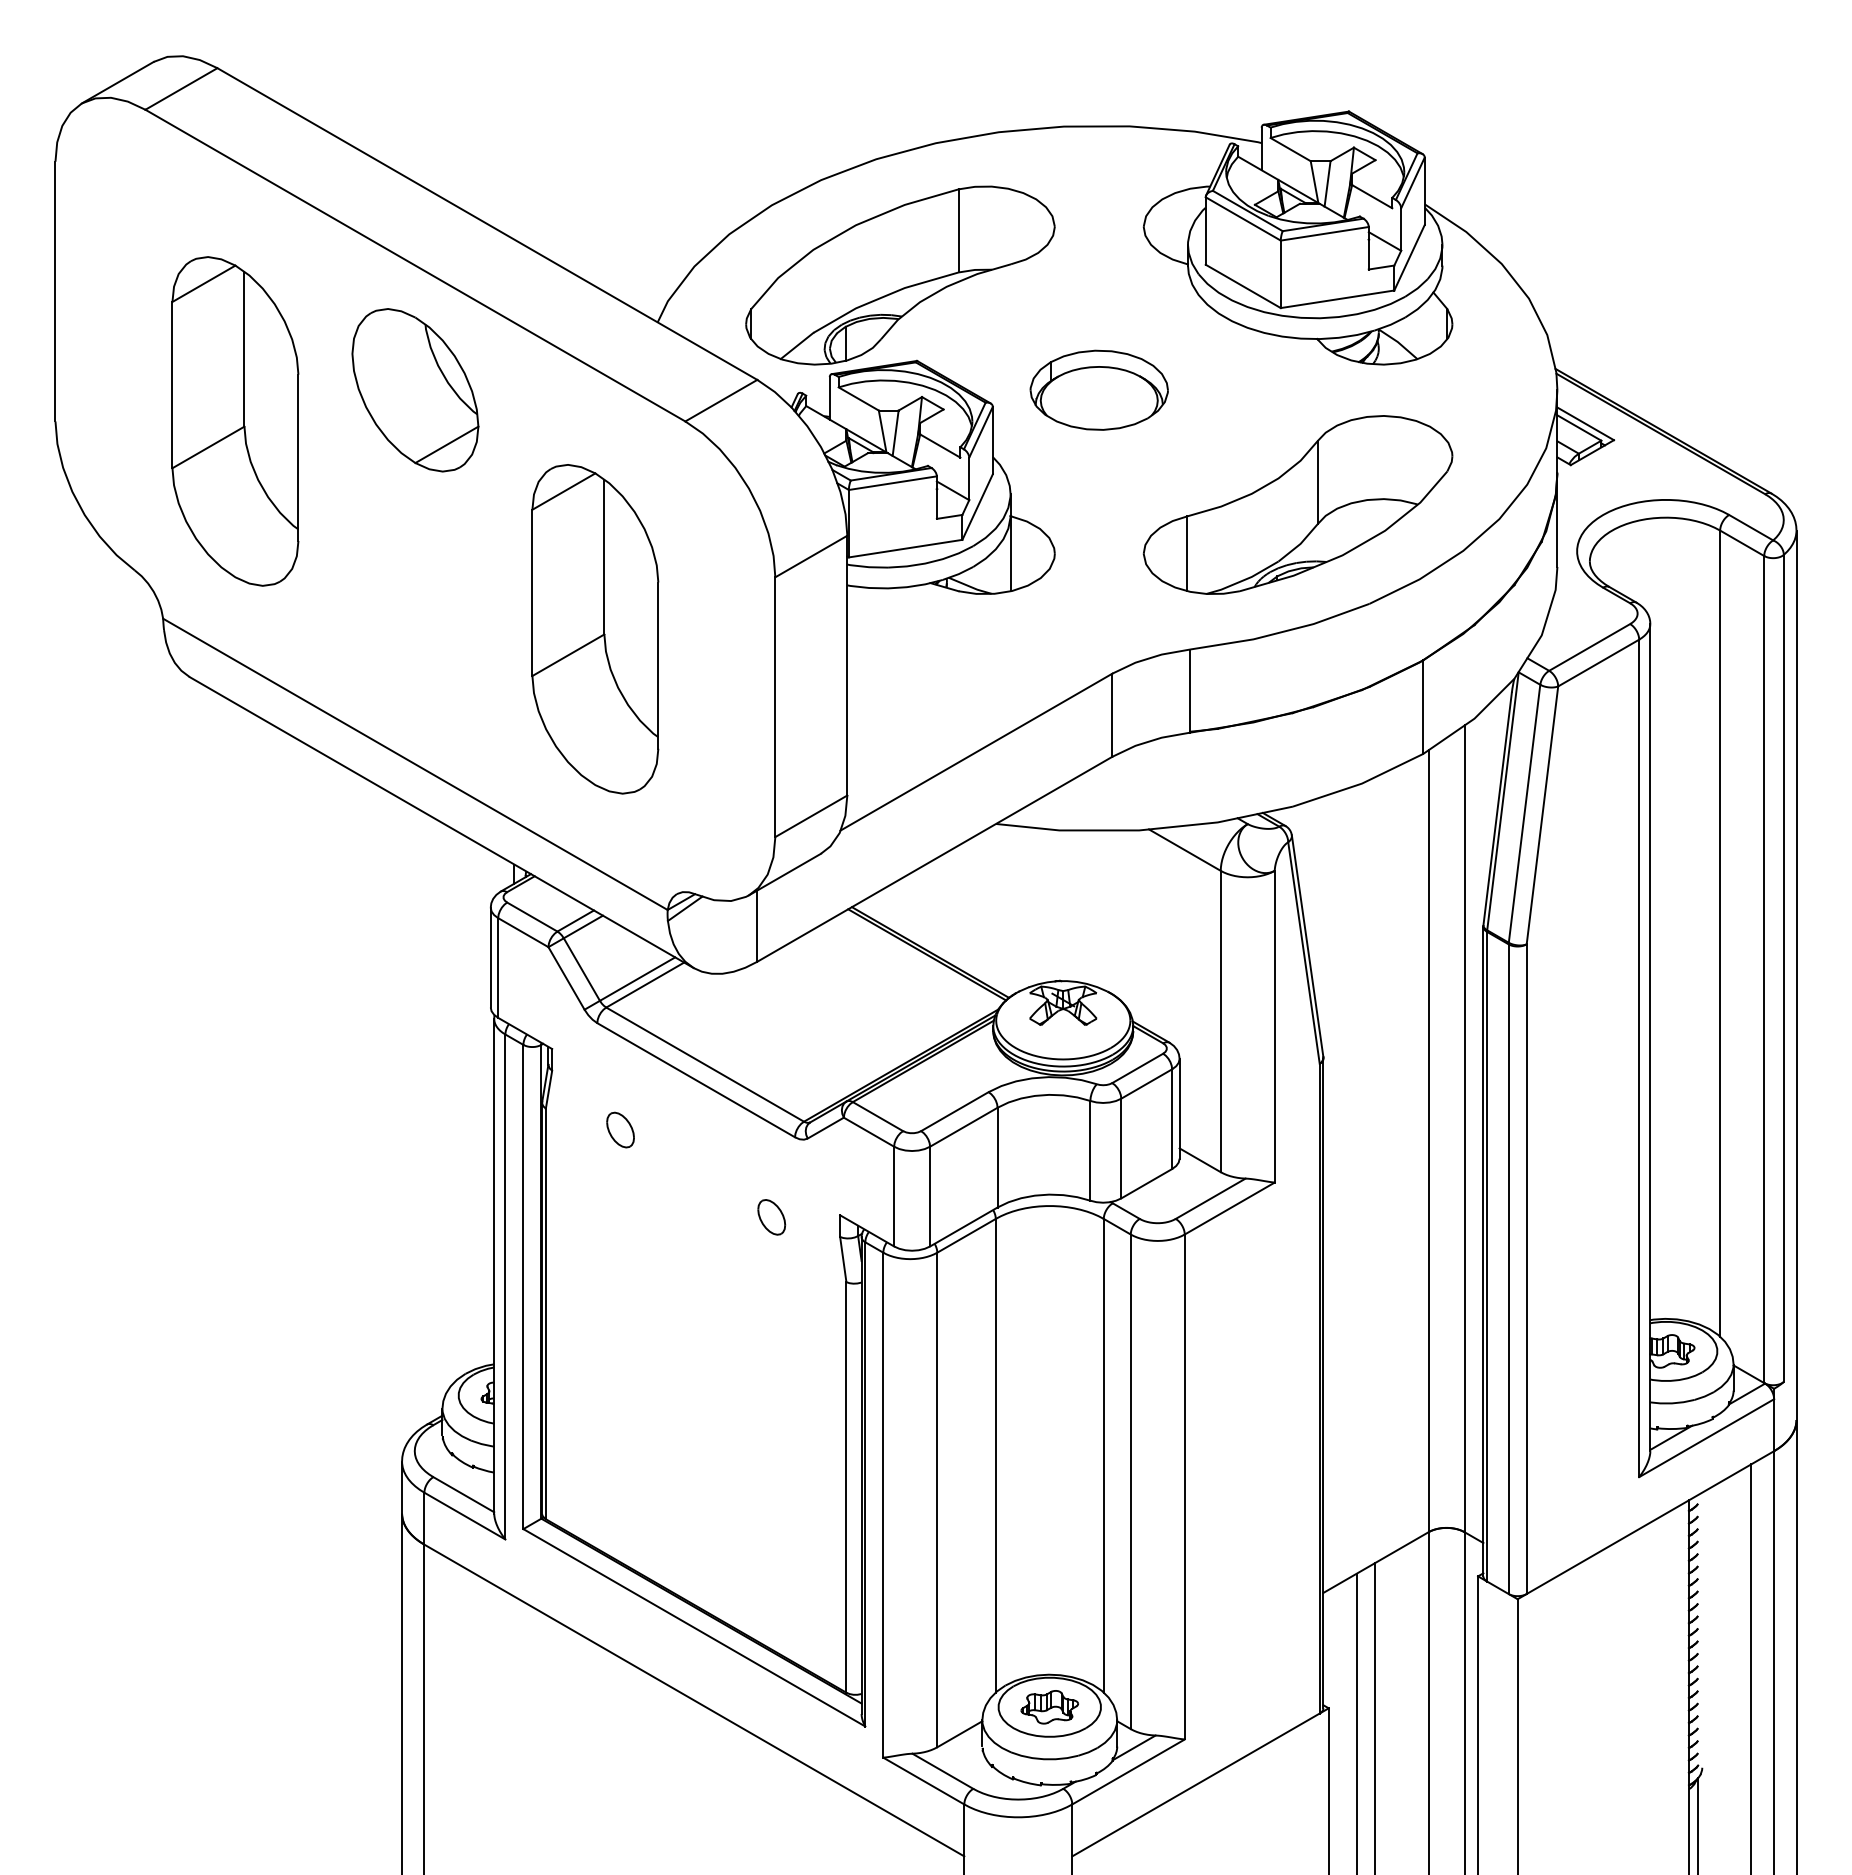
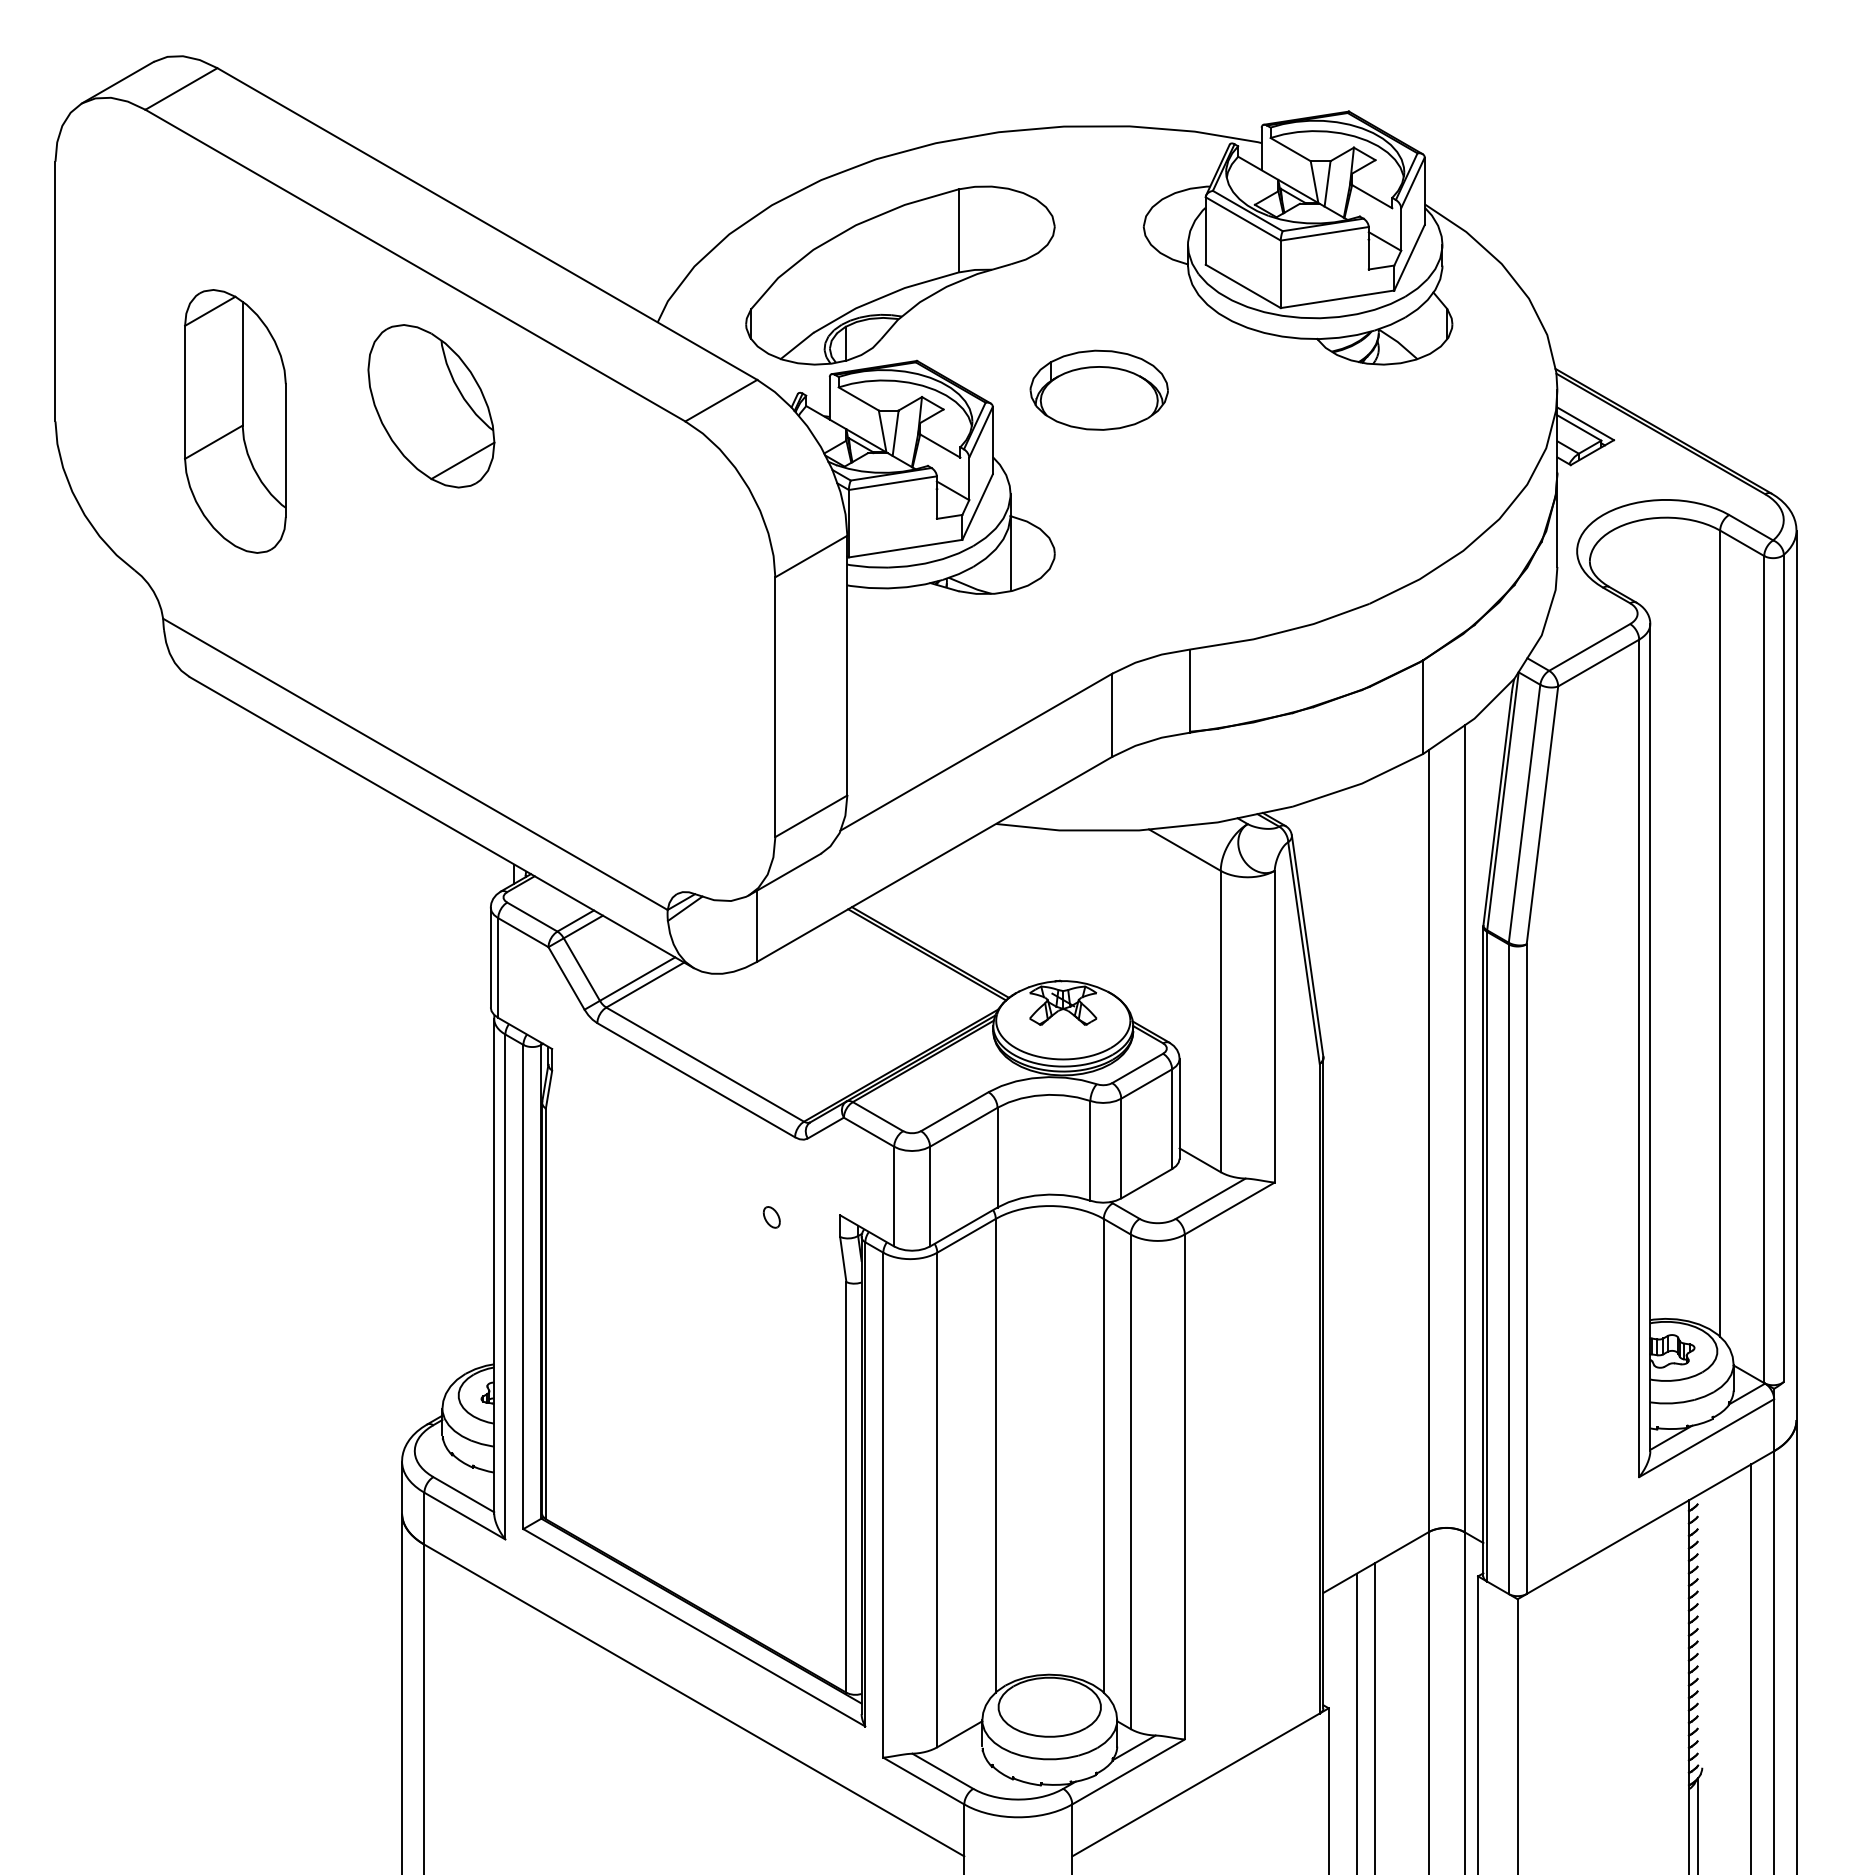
part position: (415, 390) -> (431, 406) (431, 406)
part size: 129x331 px -> 103x265 px (235, 421)
part: present -> none (1297, 504)
part: present -> none (595, 629)
part: present -> none (620, 1129)
part size: 30x37 px -> 19x23 px (771, 1217)
part: present -> none (1049, 1707)
